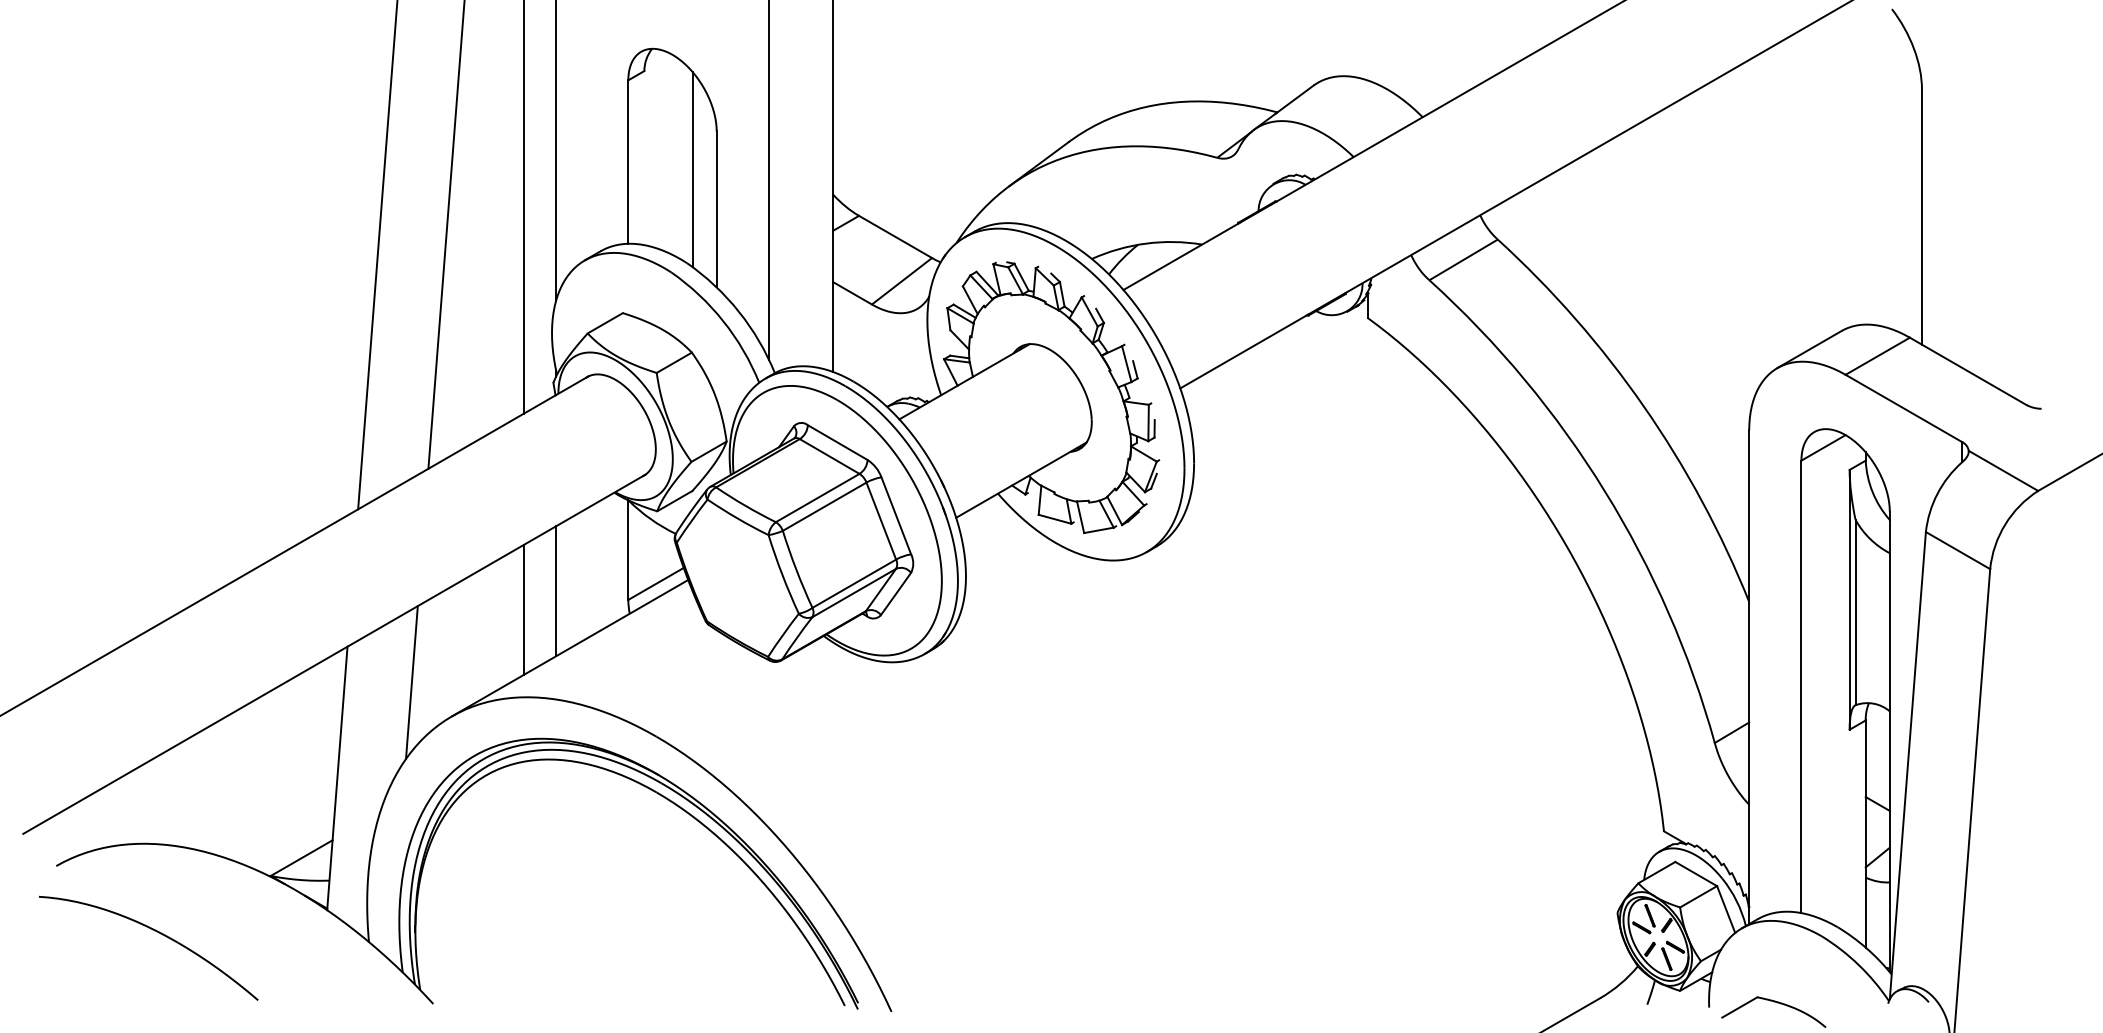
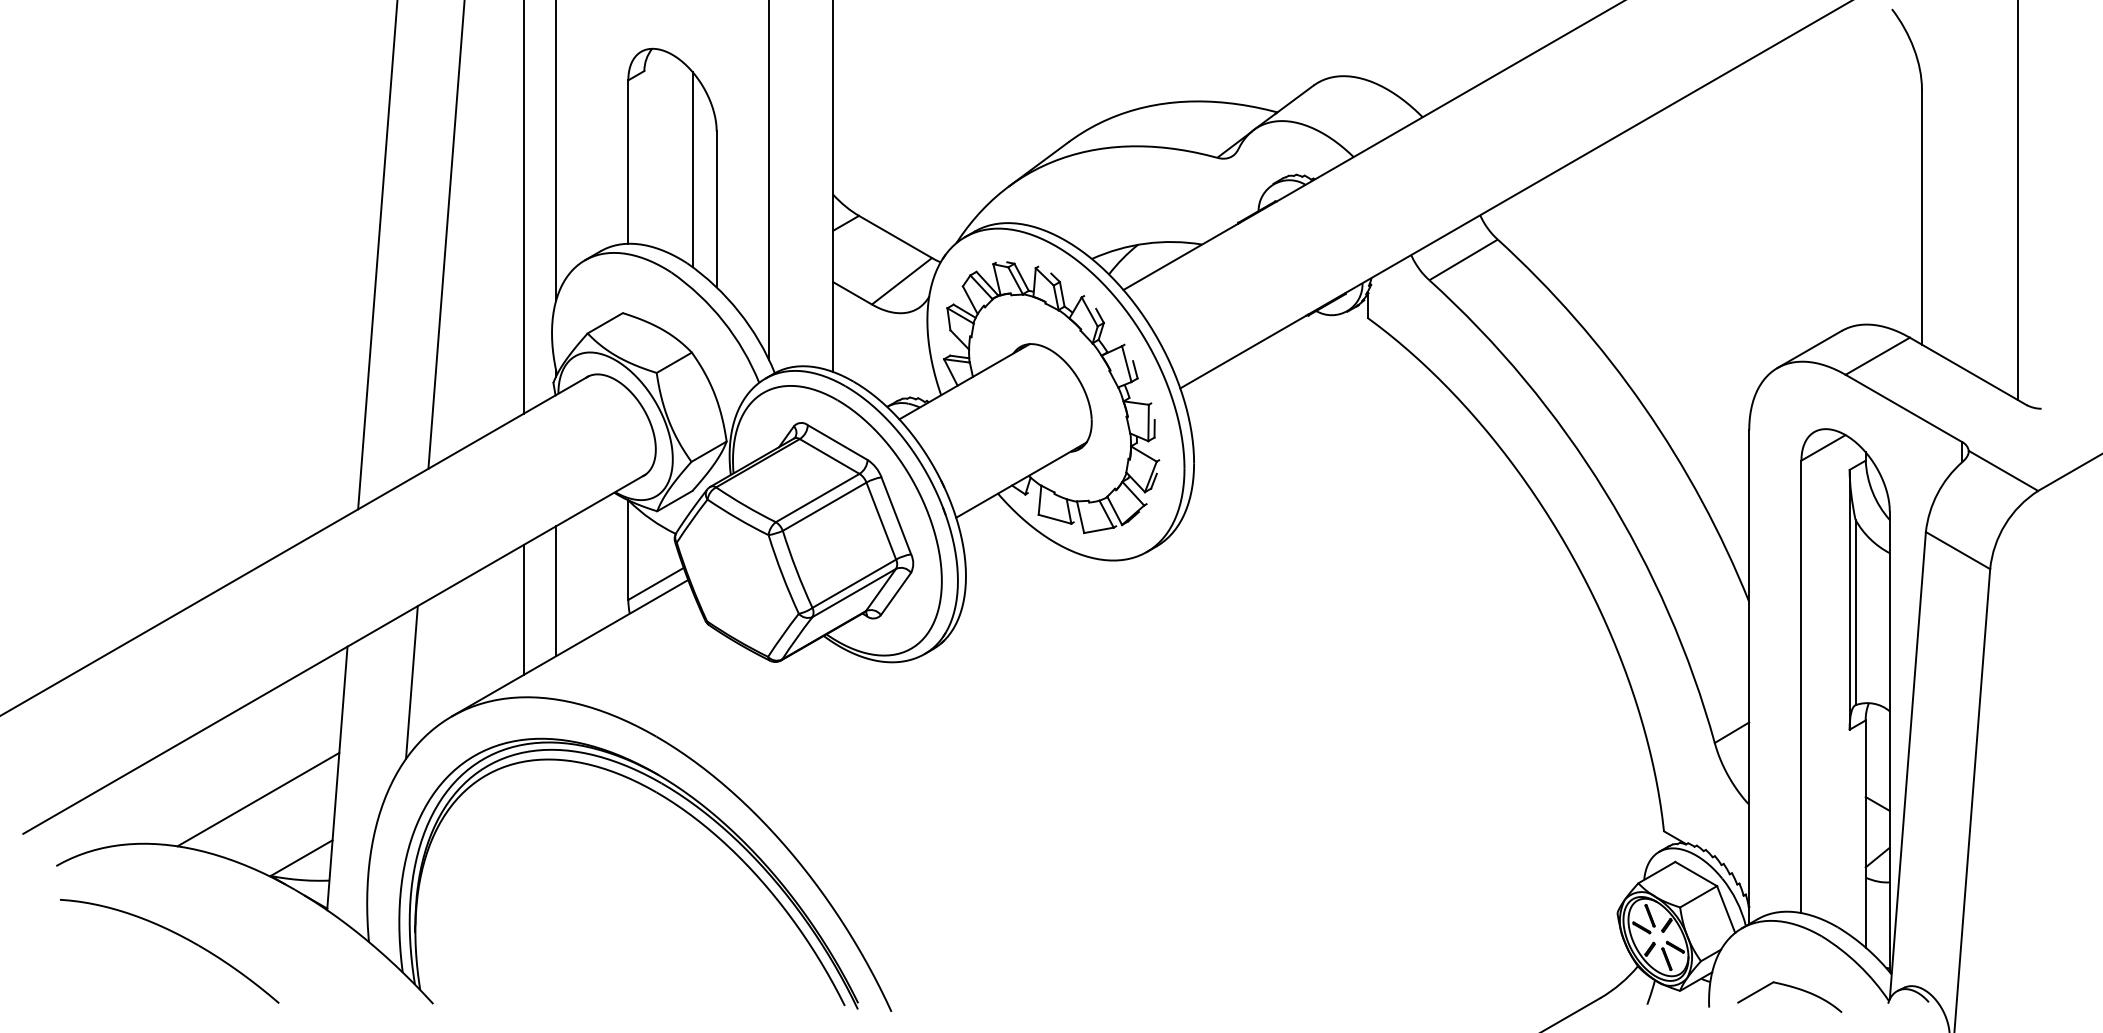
line: none -> present (2018, 201)
line: none -> present (258, 799)
part position: (156, 932) -> (177, 935) (177, 935)
part position: (1777, 1003) -> (1793, 988) (1793, 988)
